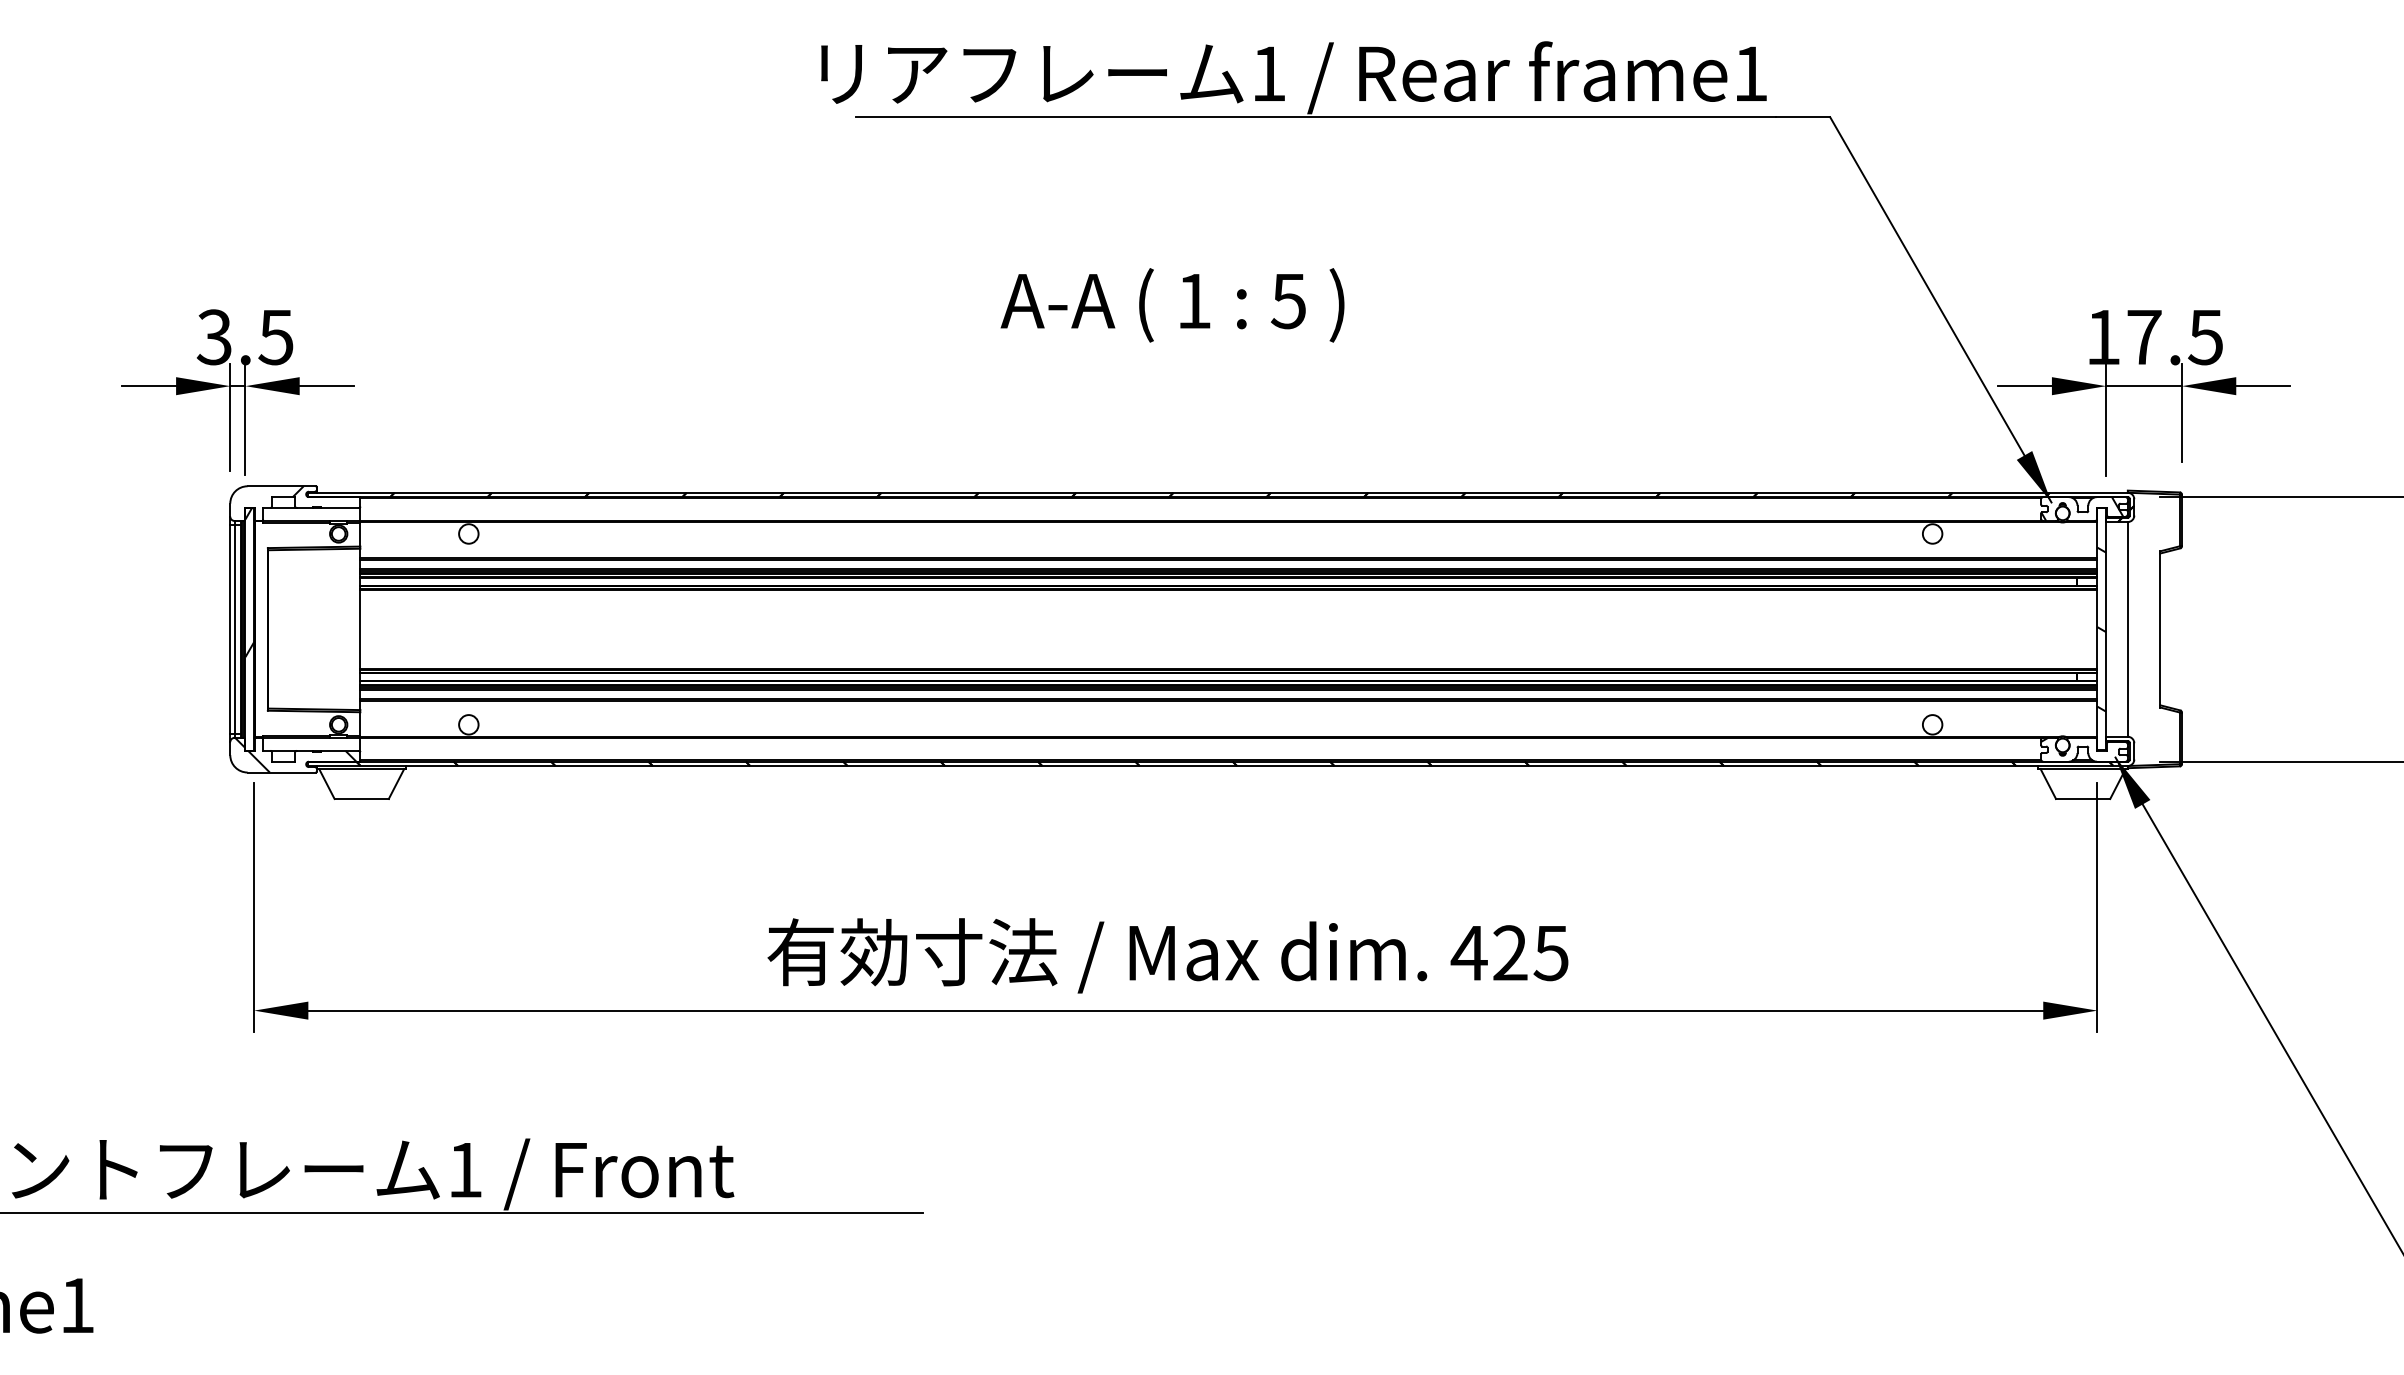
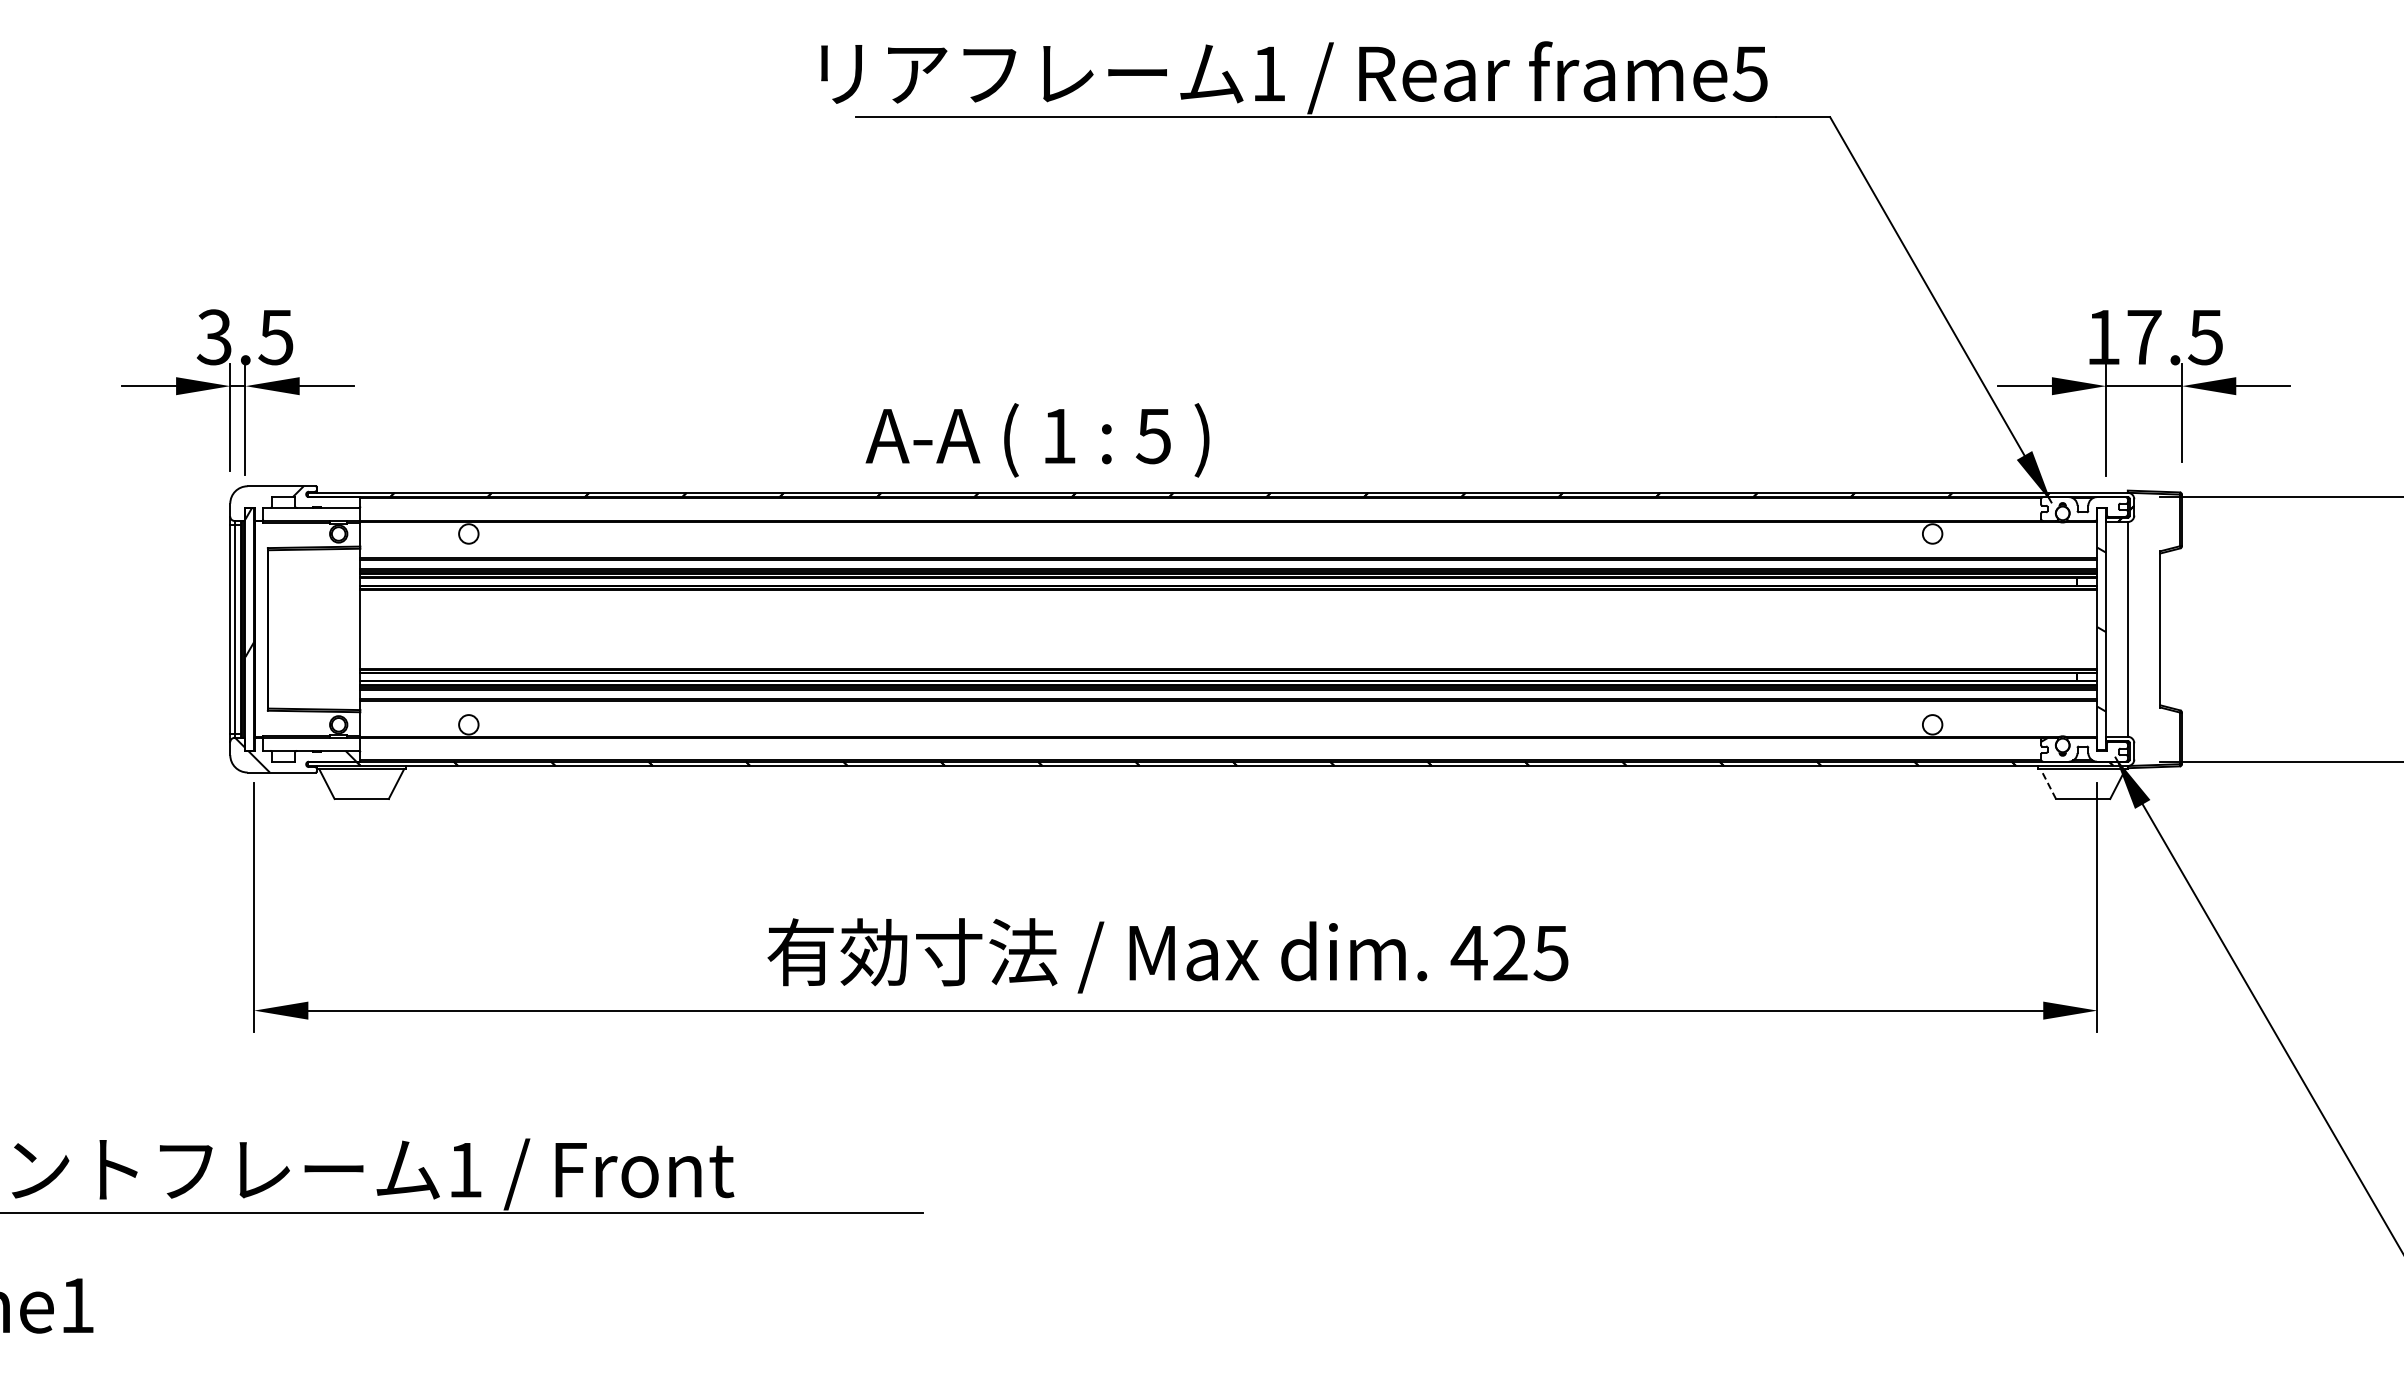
text: frame1 -> frame5 (1749, 73)
text position: (1172, 305) -> (1037, 440) (1037, 440)
hatch: present -> none (2082, 508)
line: solid -> dashed (2048, 784)
